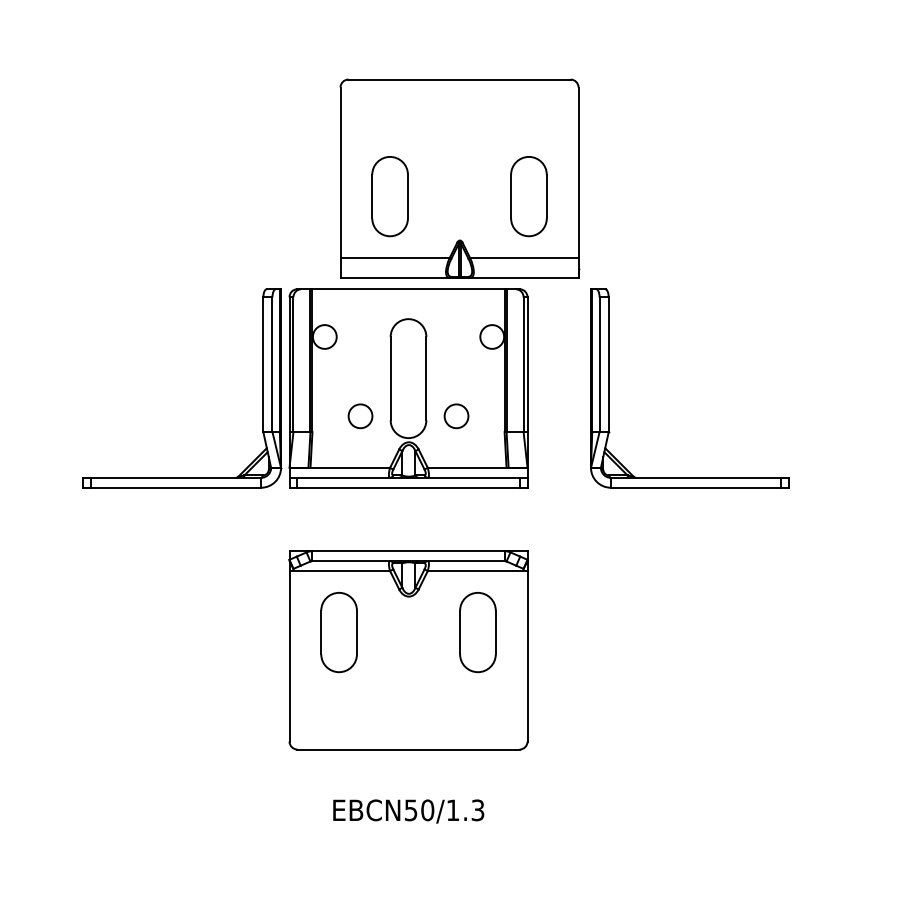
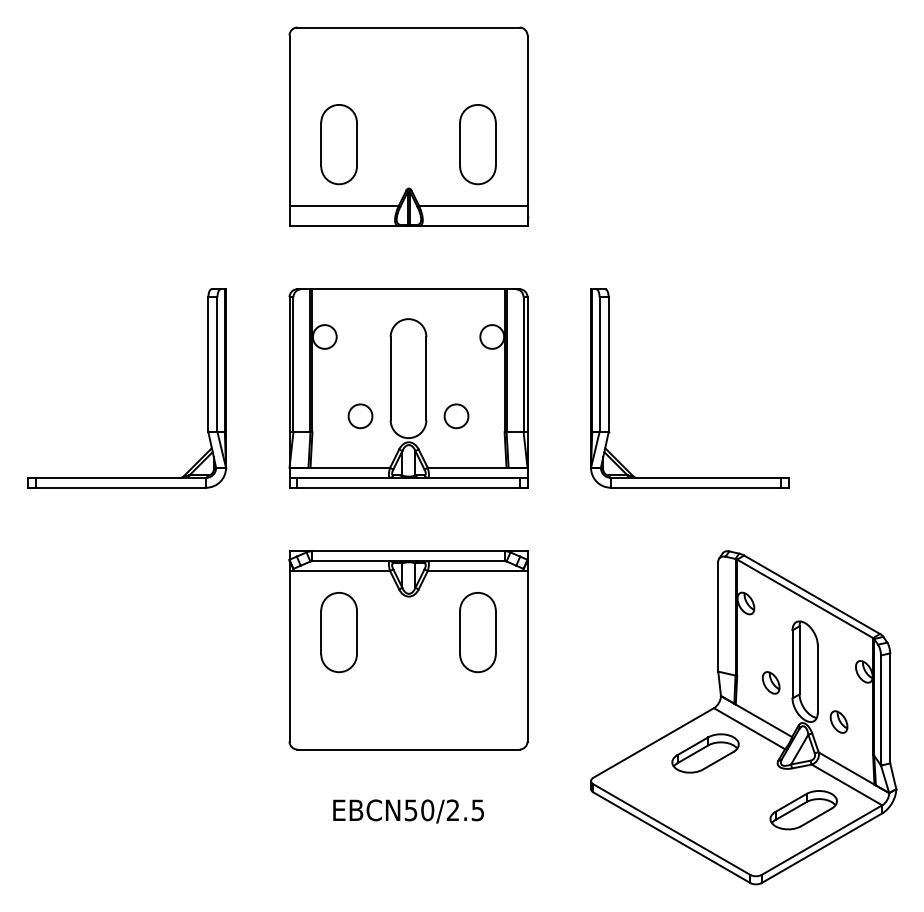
part position: (459, 178) -> (408, 126) (408, 126)
part position: (262, 388) -> (207, 388) (207, 388)
part: none -> present (743, 717)
text: EBCN50/1.3 -> EBCN50/2.5 (465, 809)
